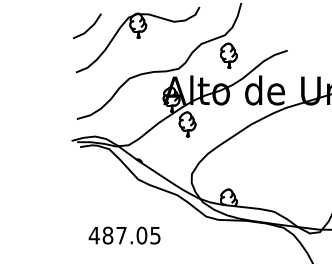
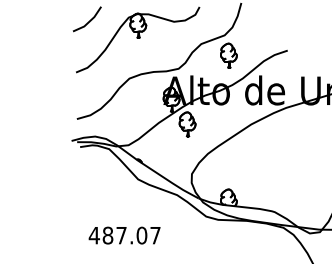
line position: (88, 28) -> (88, 21) (88, 21)
text: 487.05 -> 487.07 (155, 235)
